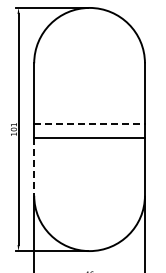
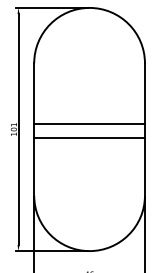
line: dashed -> solid (90, 123)
line: dashed -> solid (34, 166)
